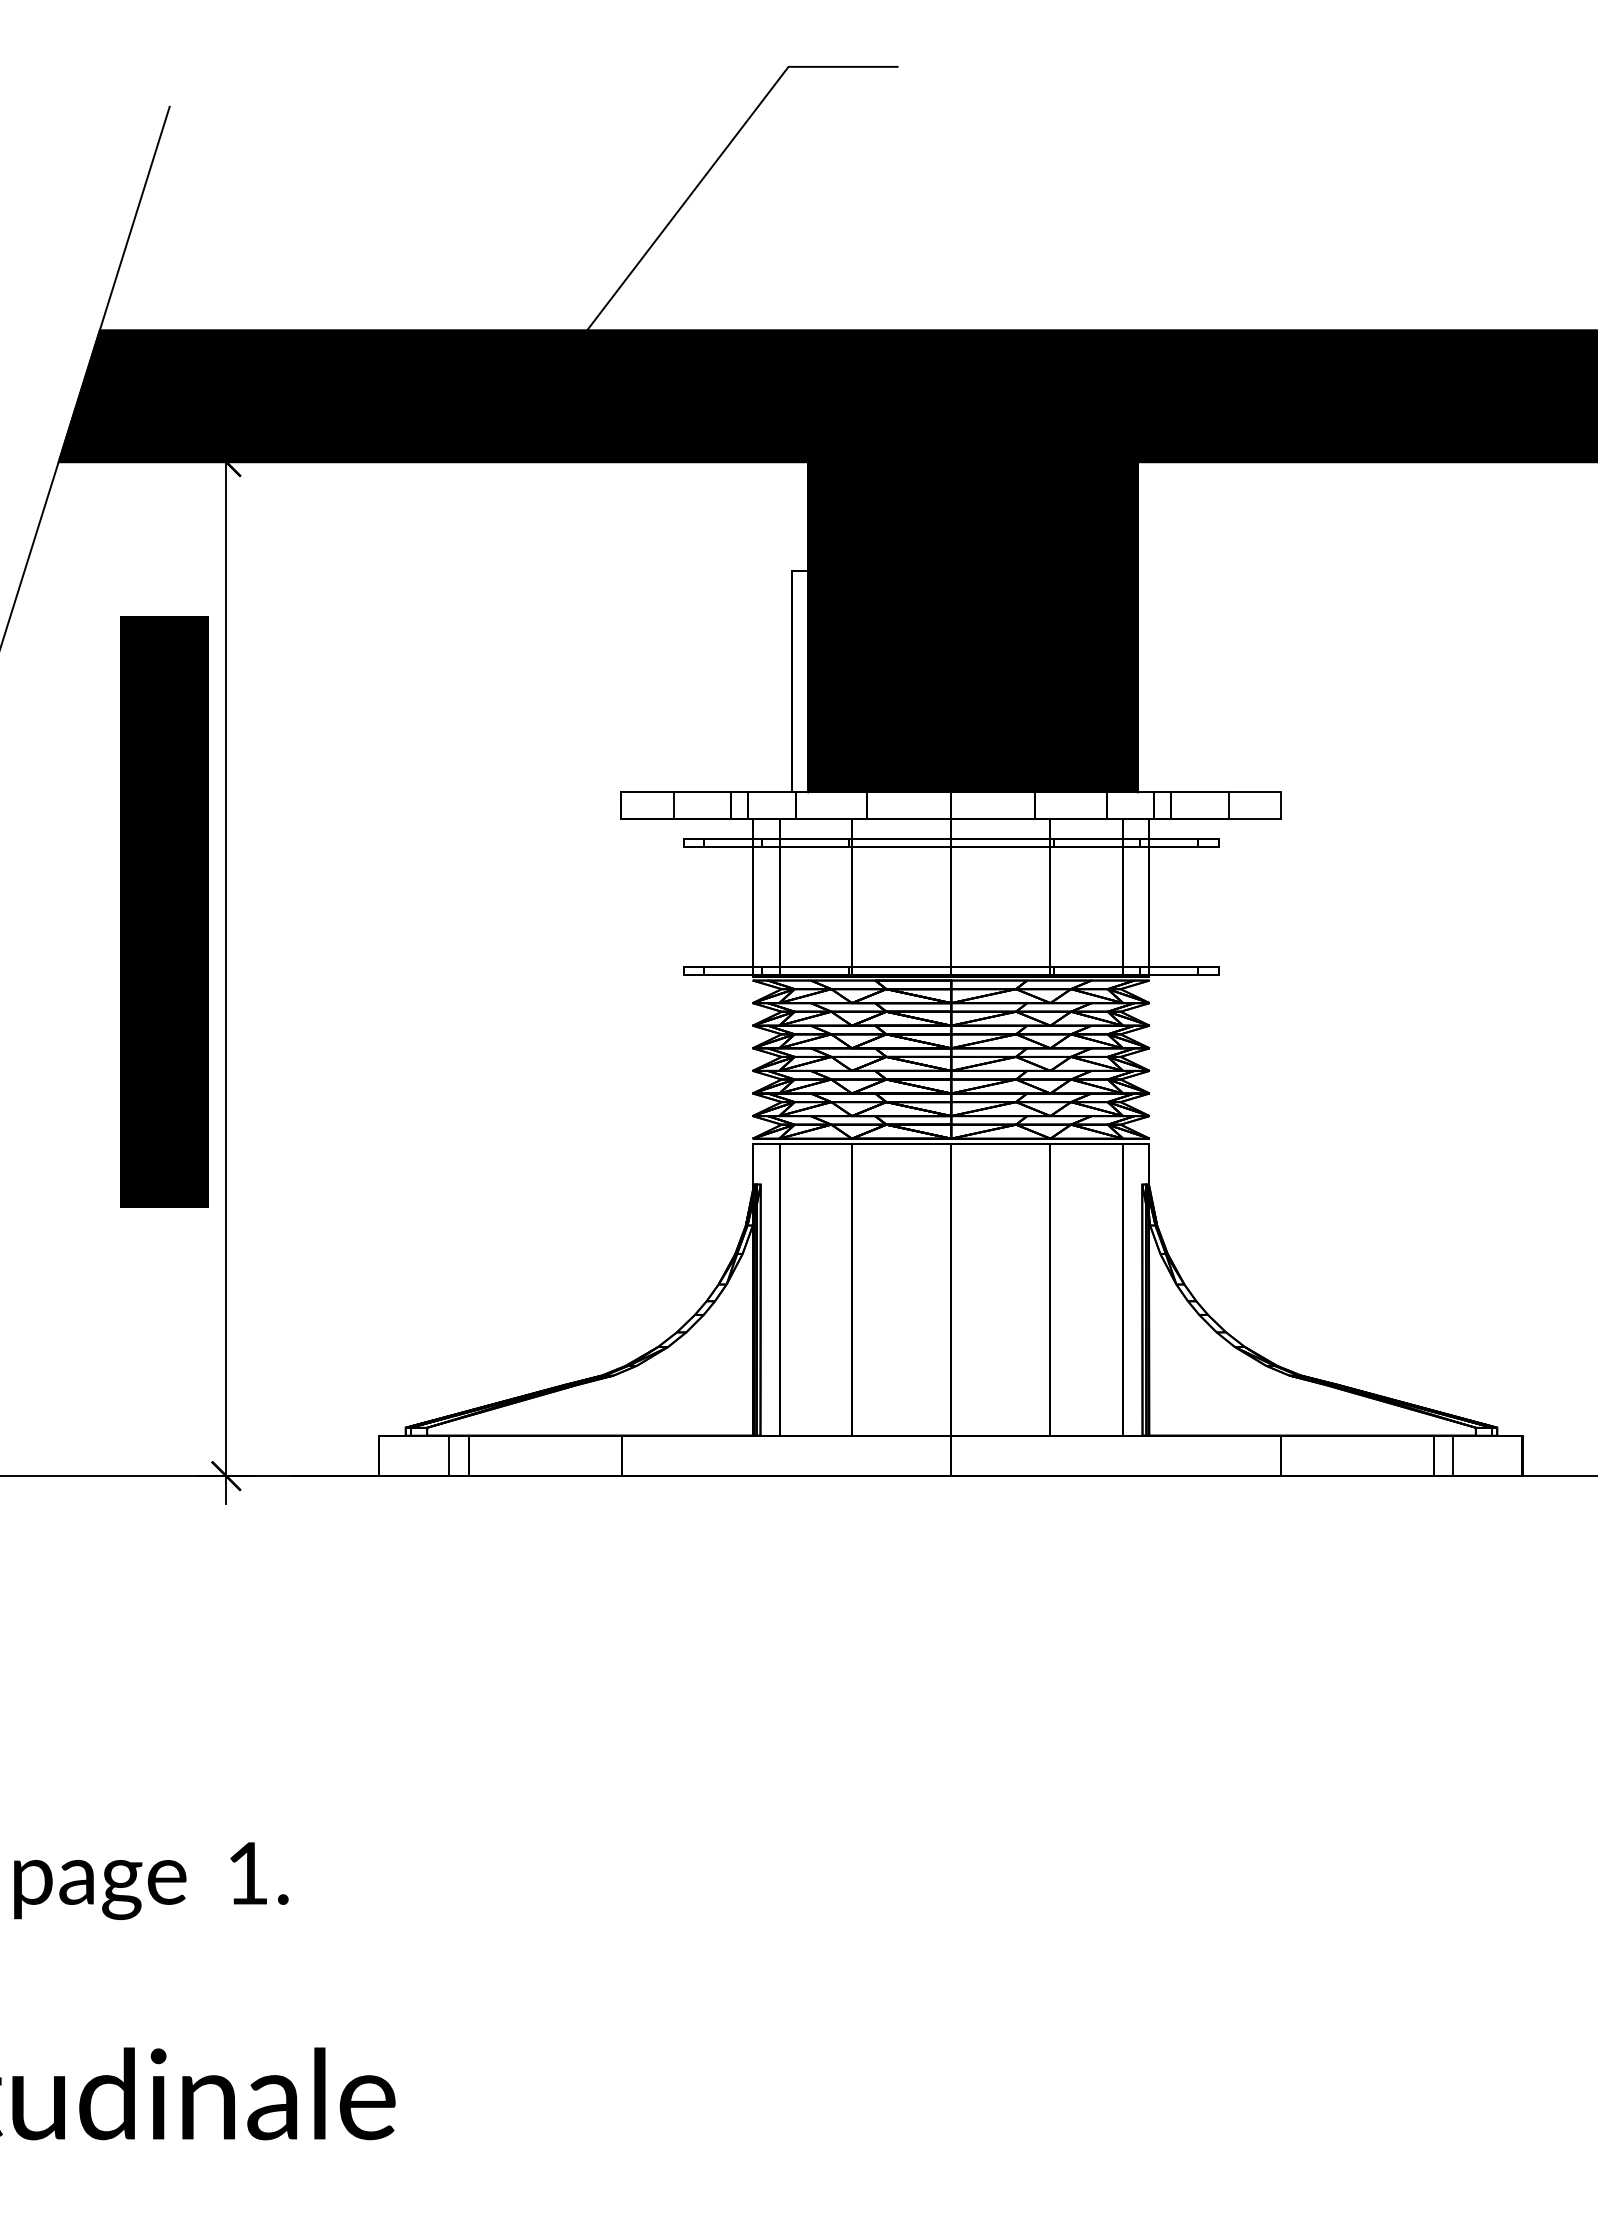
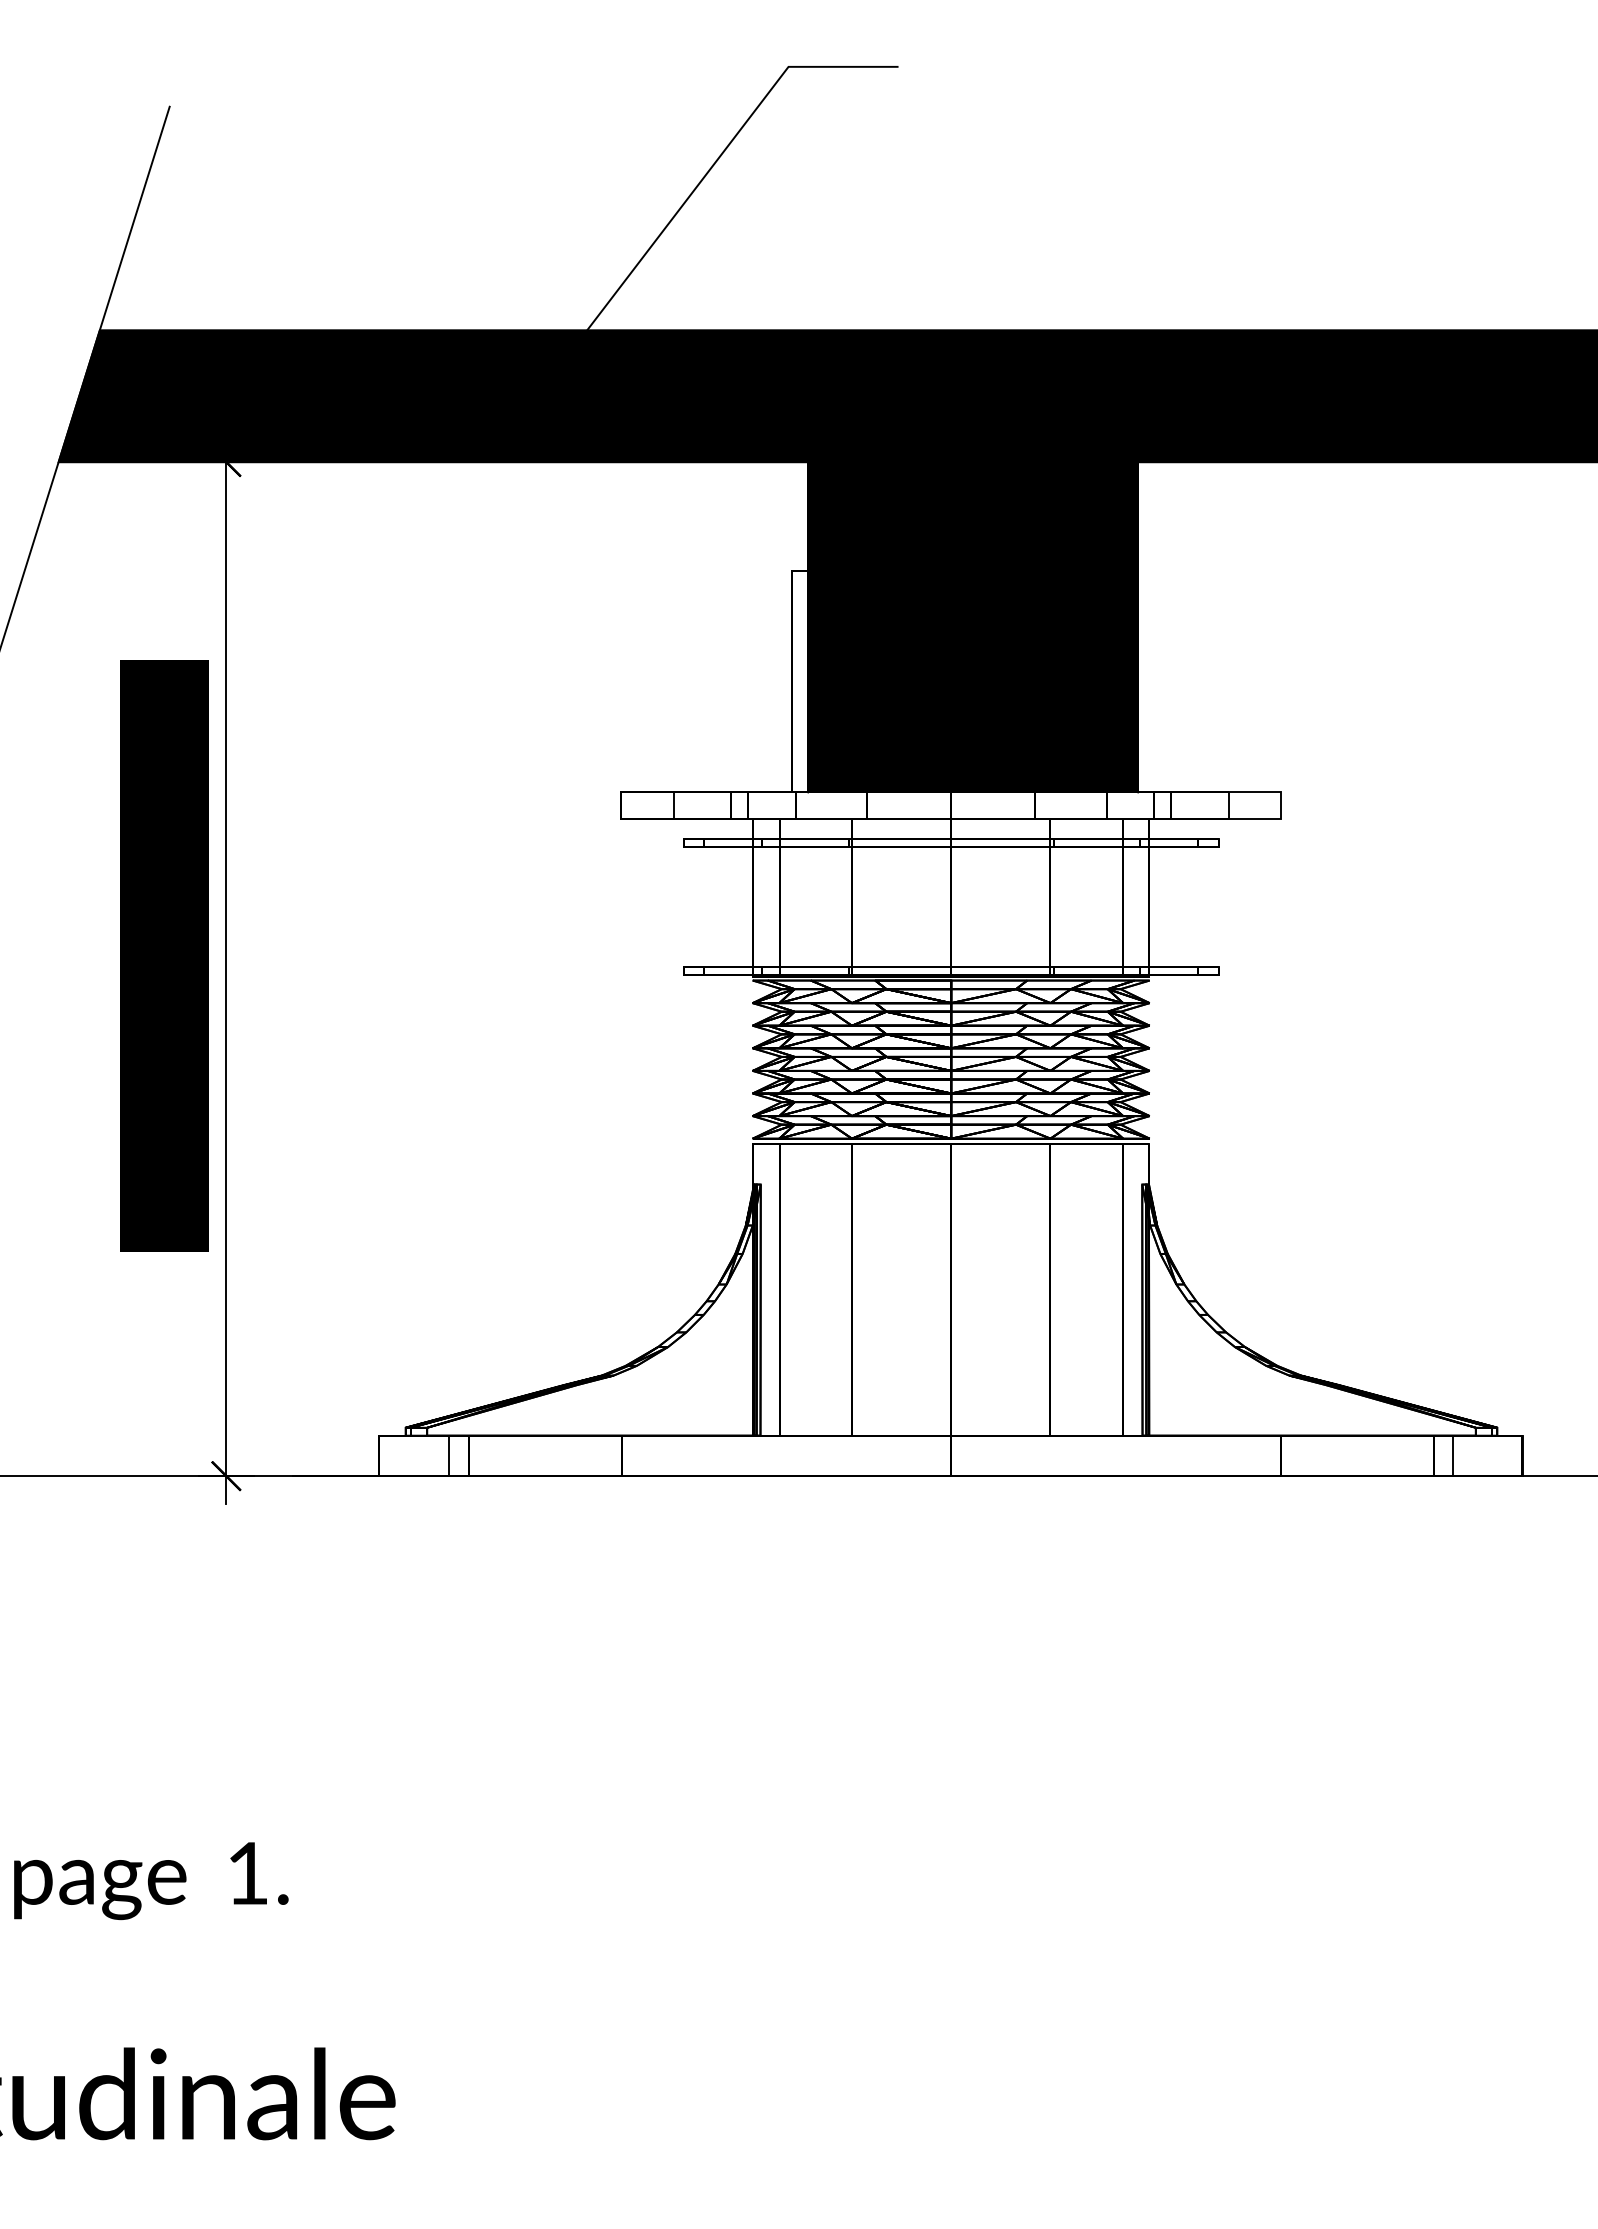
text position: (164, 911) -> (164, 955) (164, 955)
